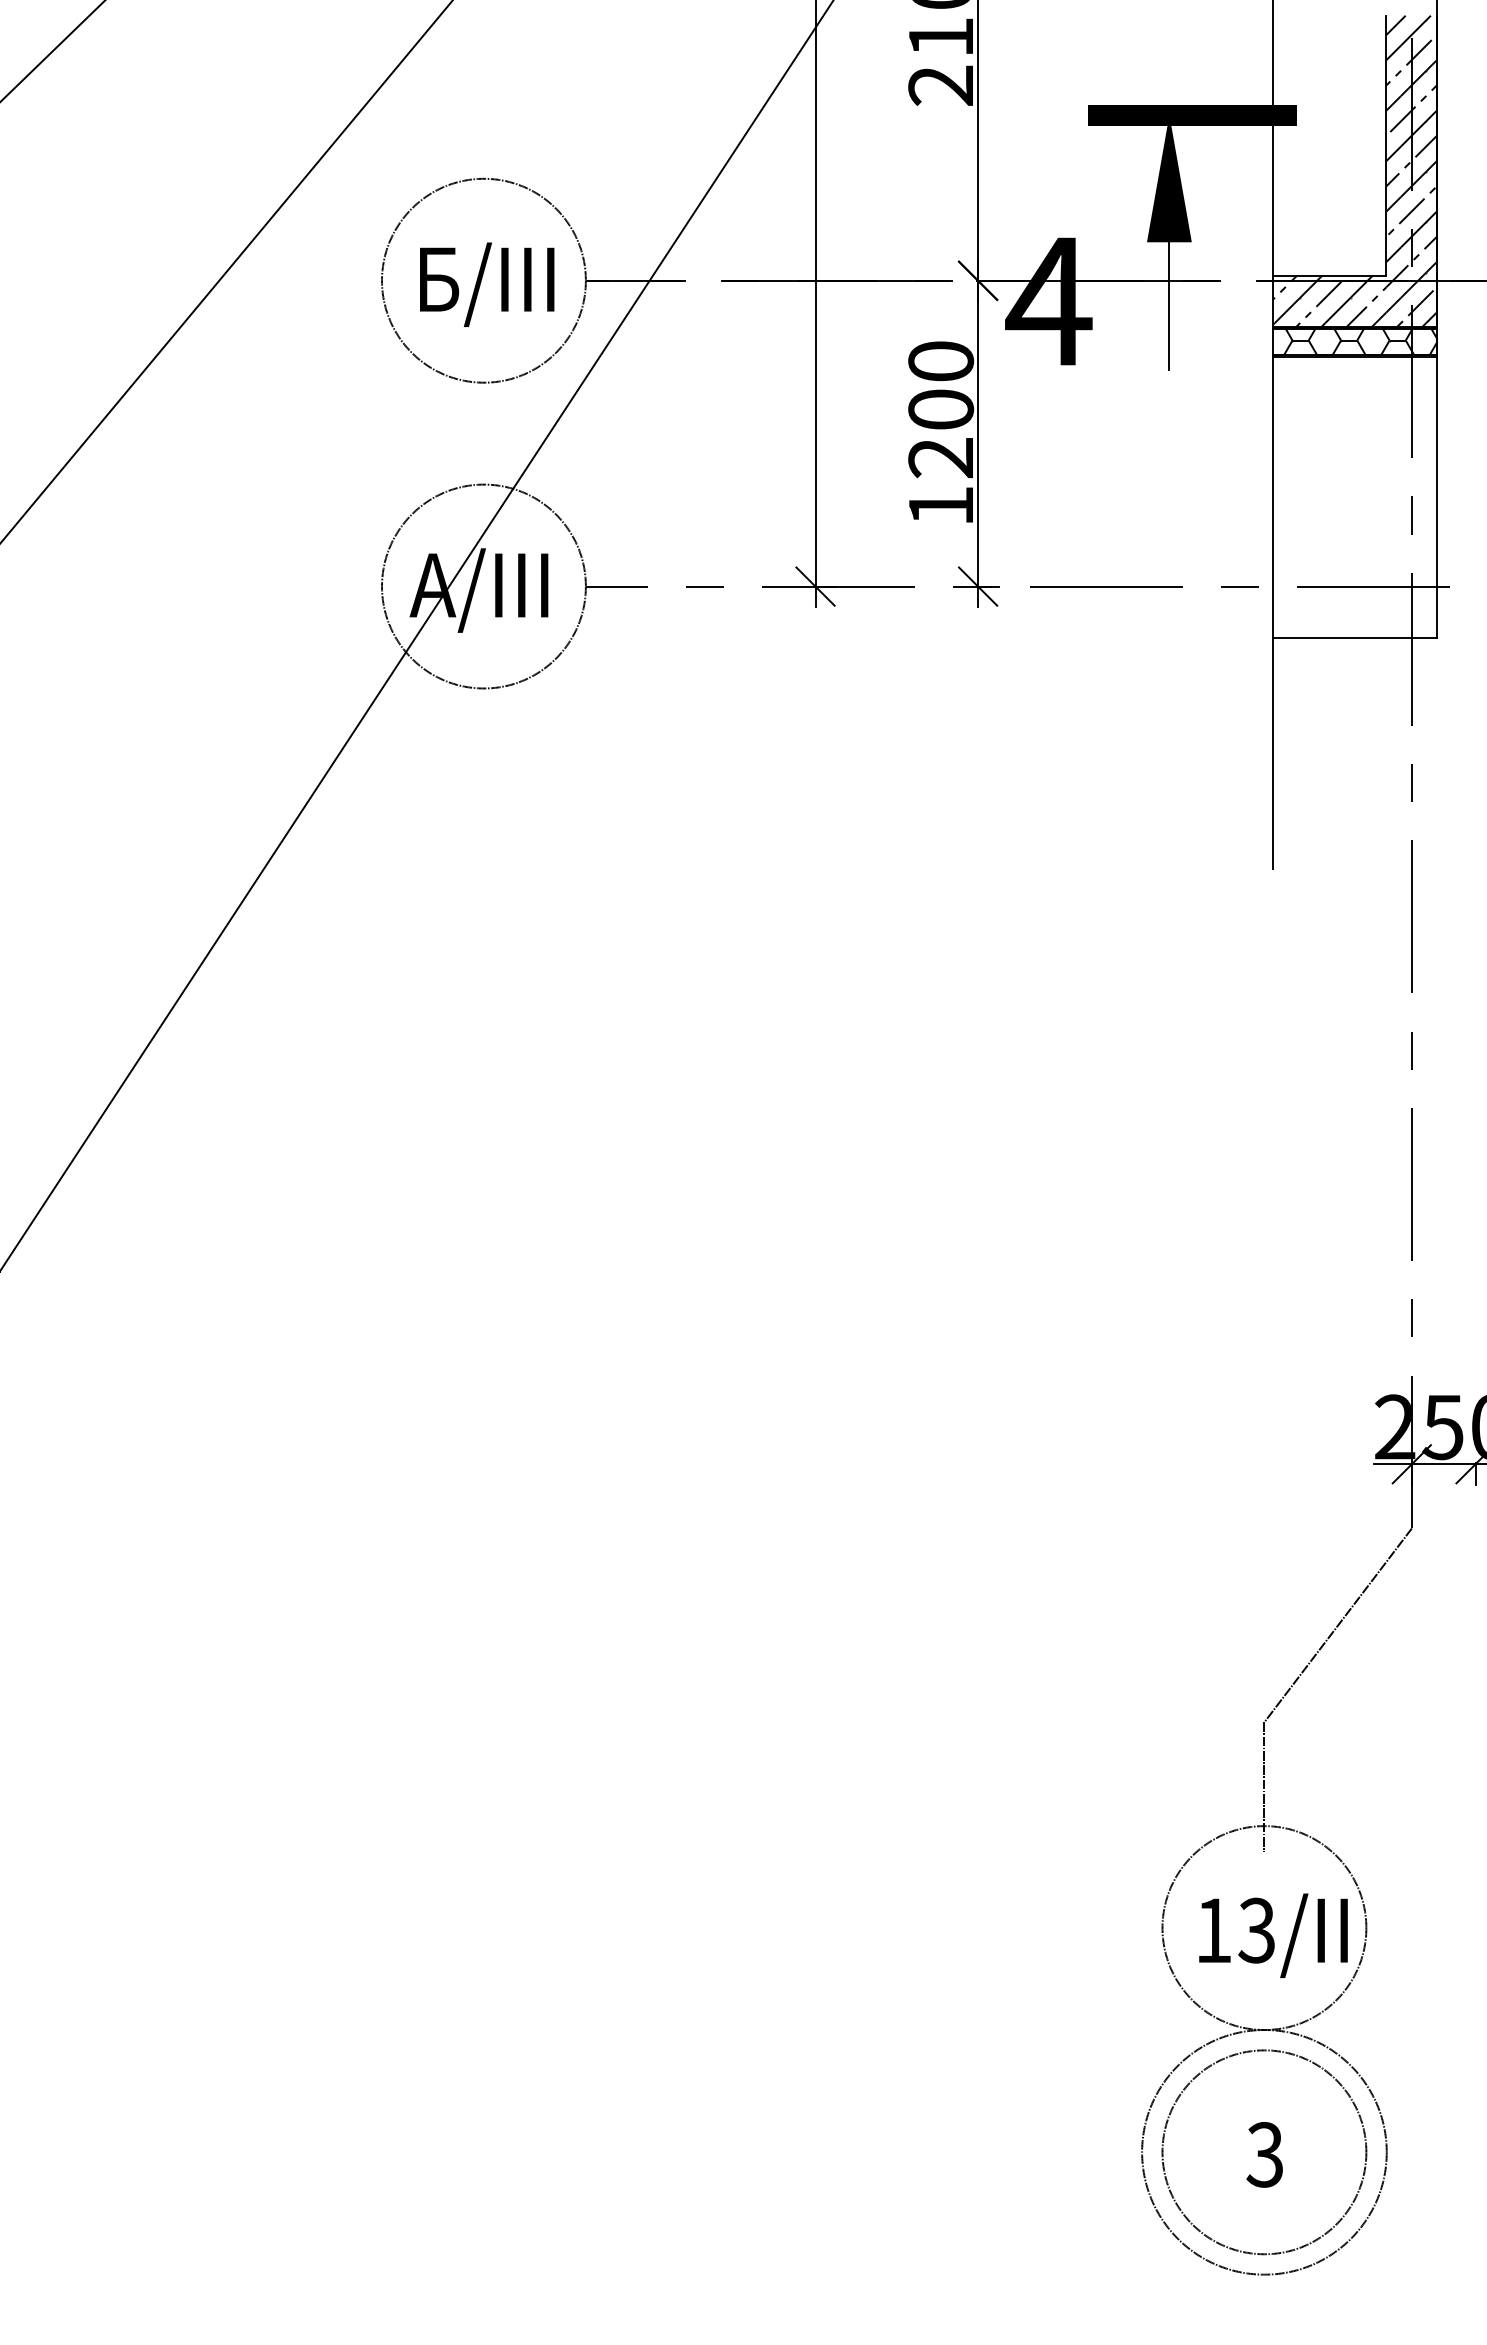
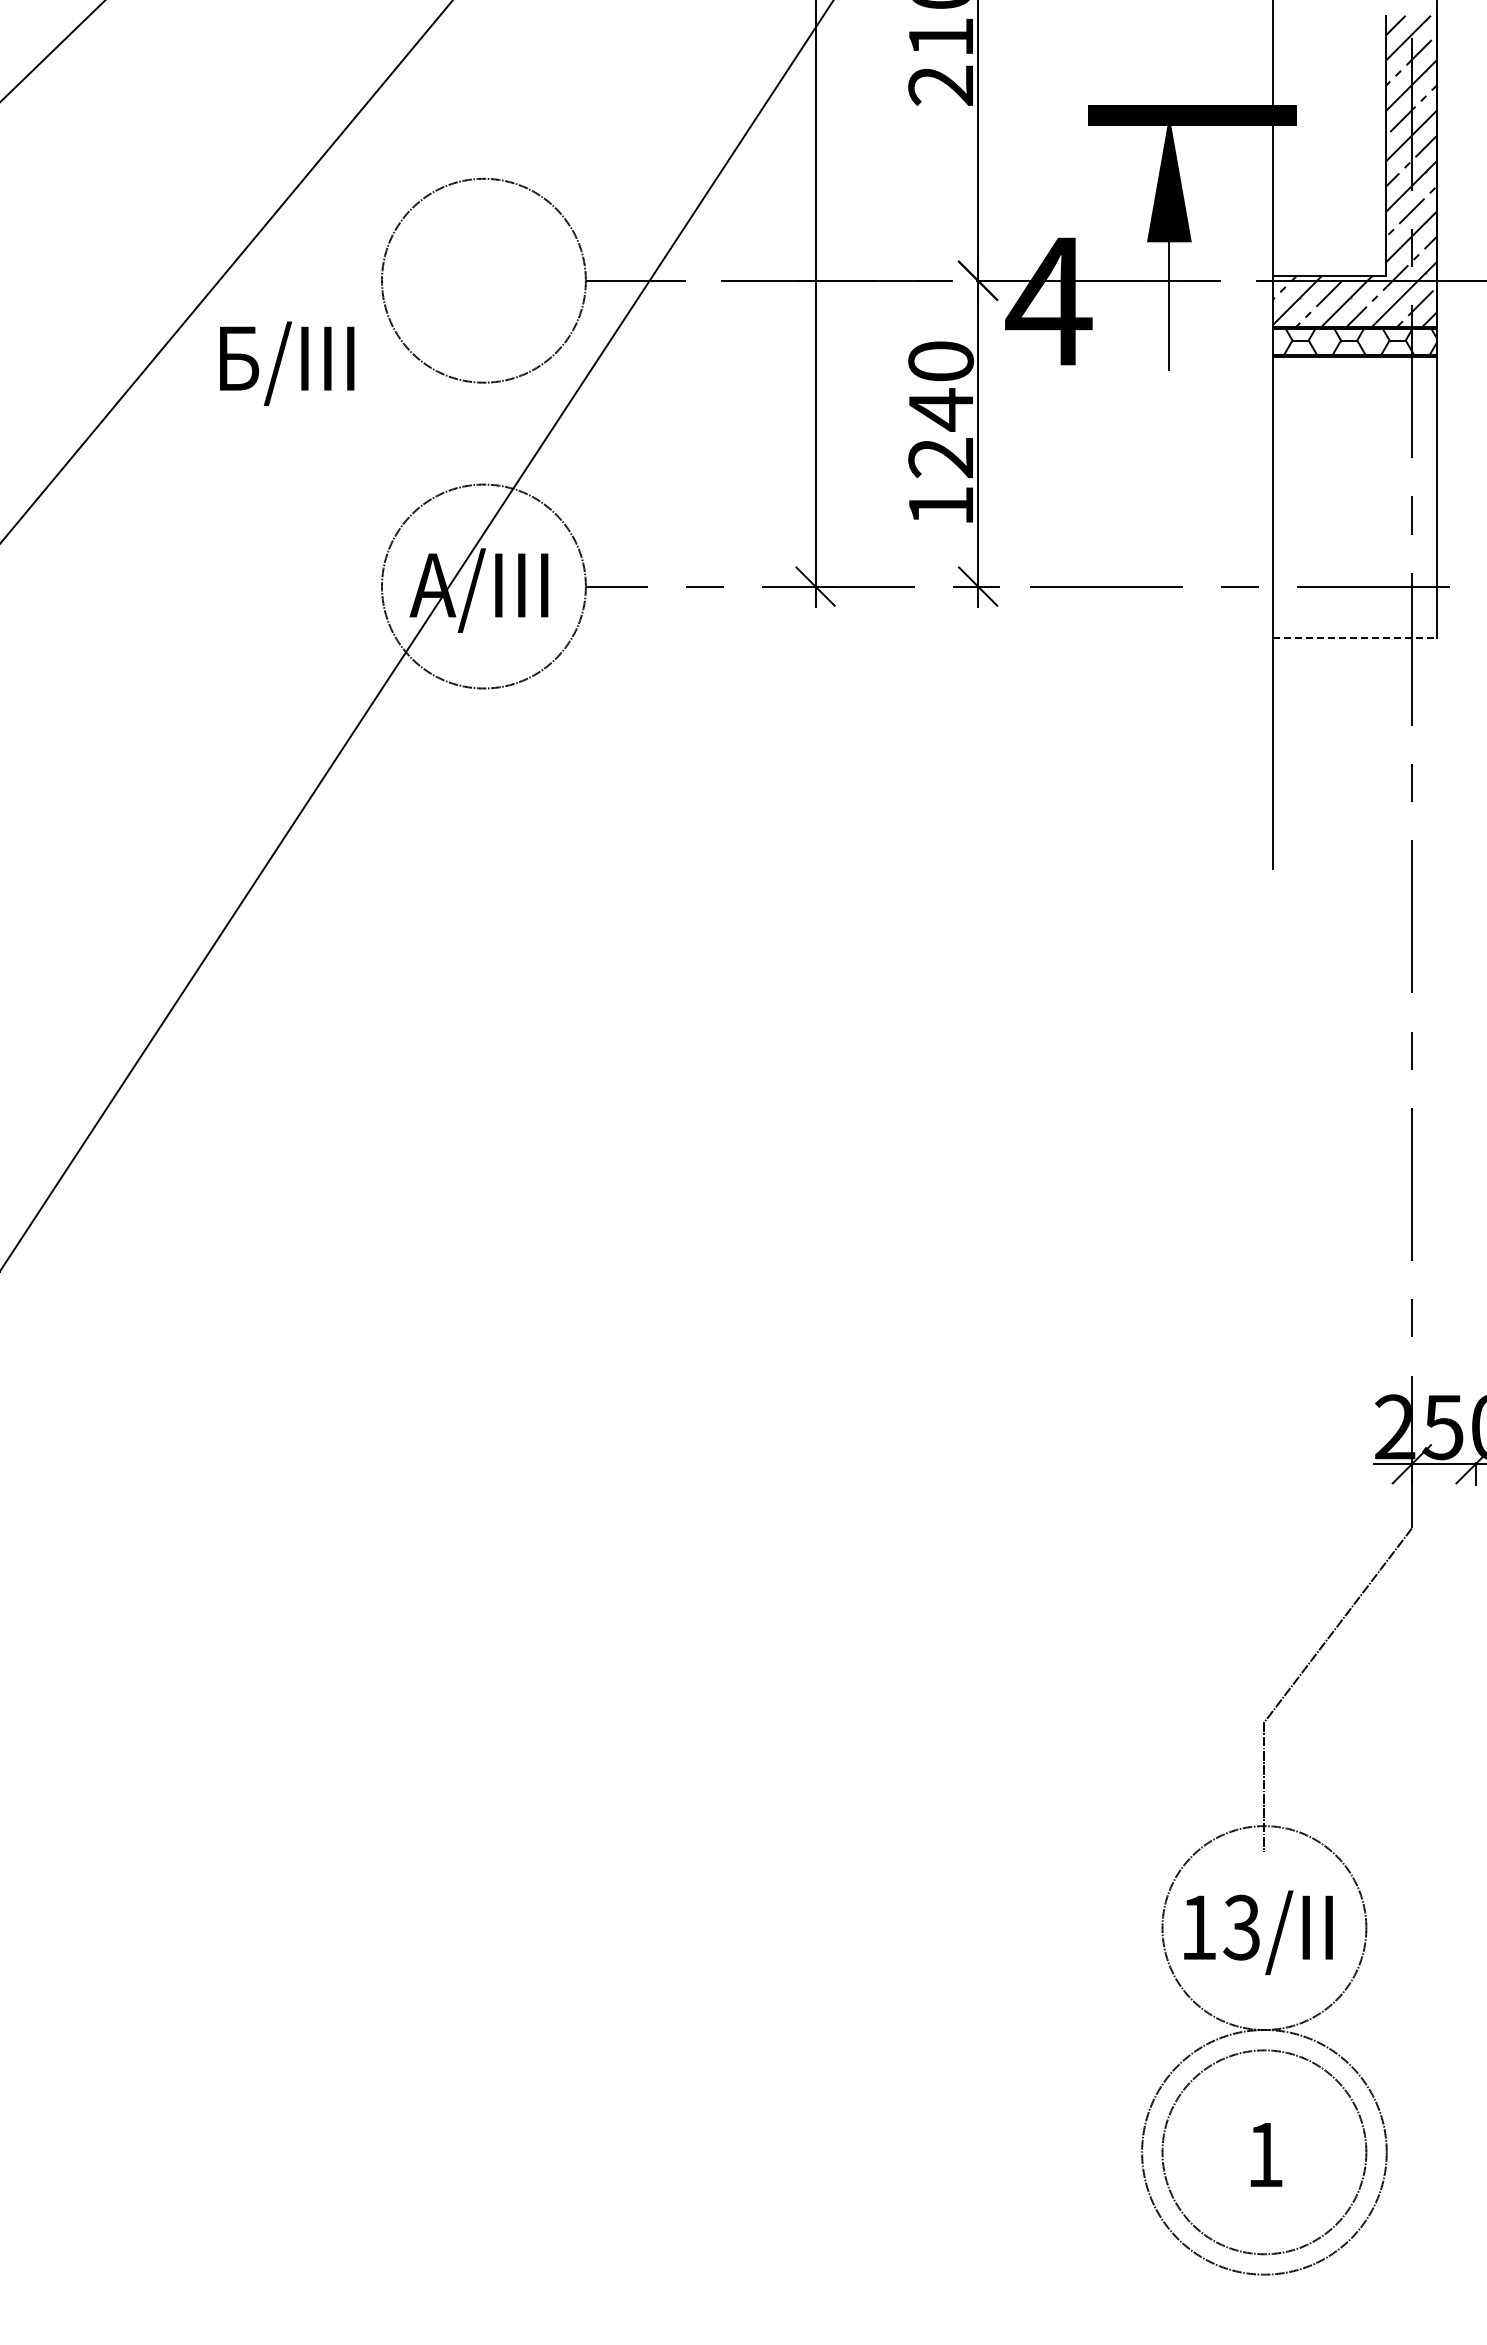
text position: (487, 284) -> (287, 363) (287, 363)
text: 1200 -> 1240 (941, 409)
line: solid -> dashed (1355, 637)
text position: (1273, 1935) -> (1258, 1932) (1258, 1932)
text: 3 -> 1 (1264, 2154)
